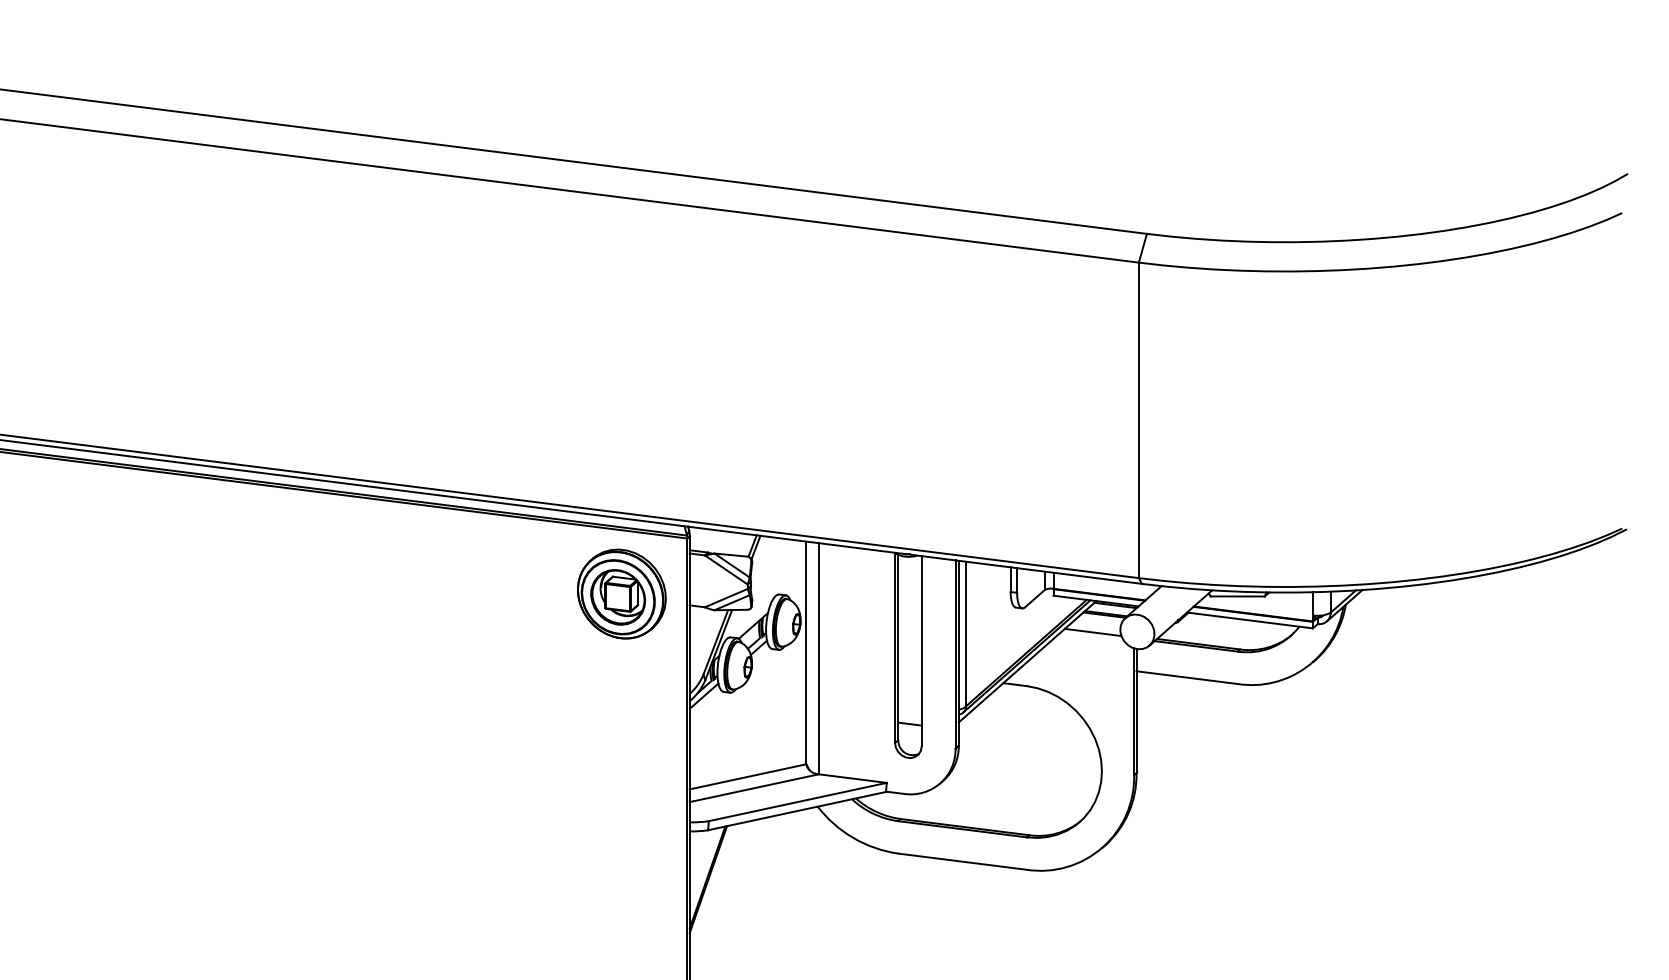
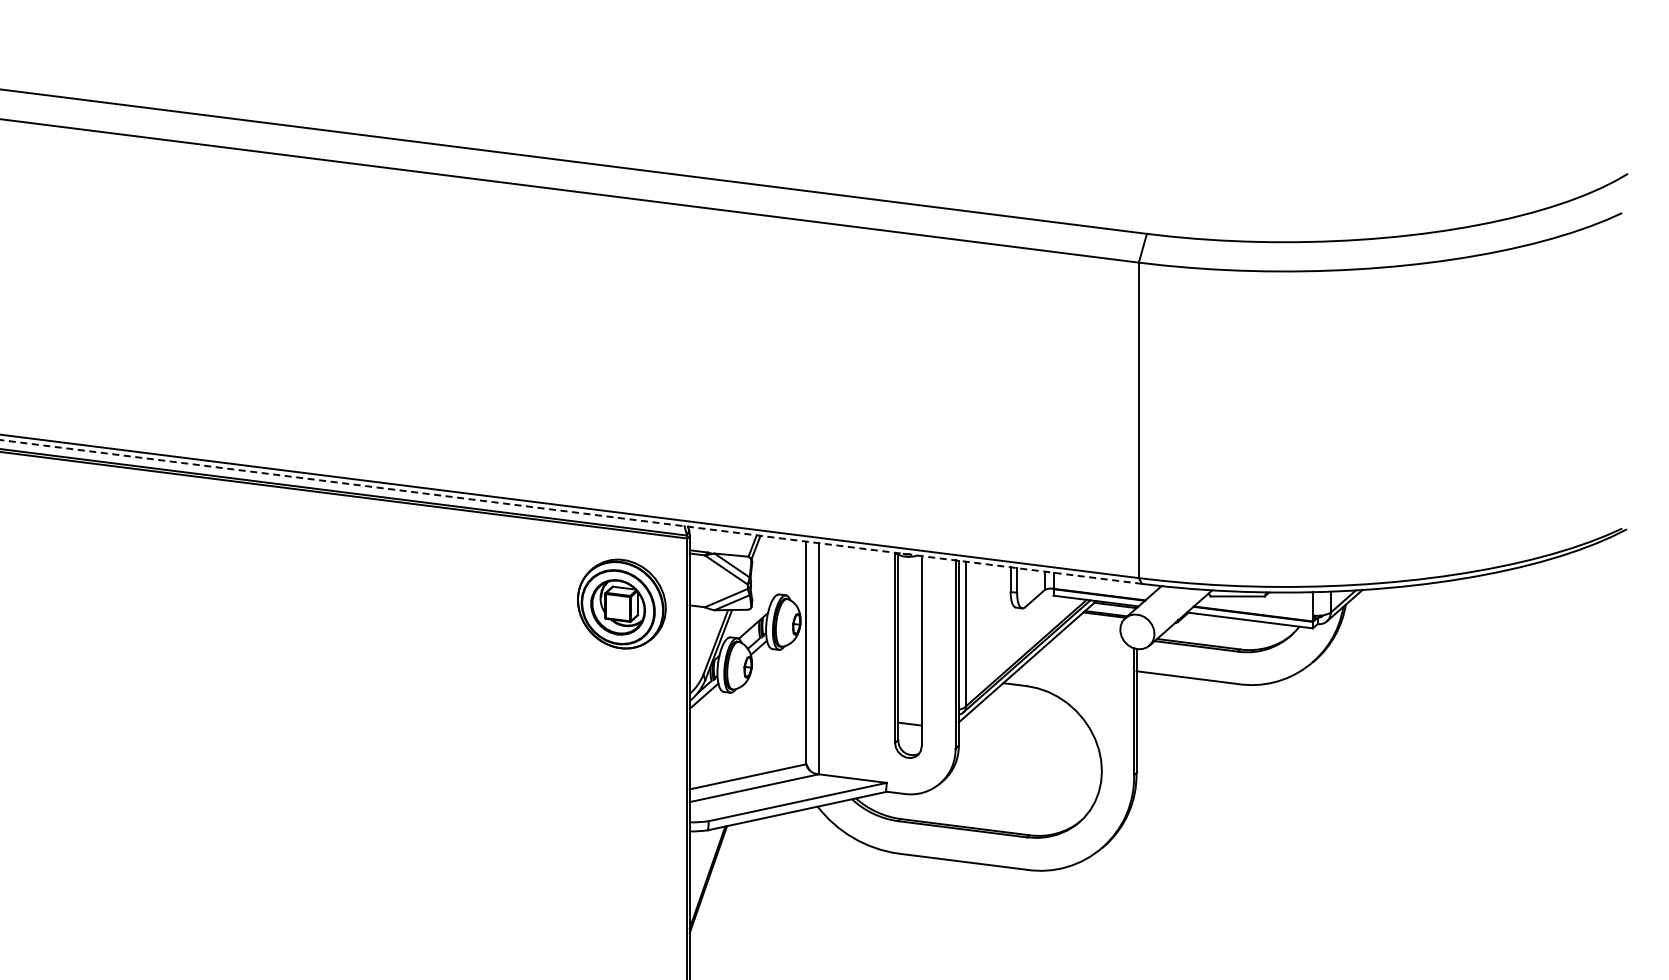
line: solid -> dashed (570, 511)
part position: (621, 593) -> (621, 603) (621, 603)
line: present -> none (1092, 632)
